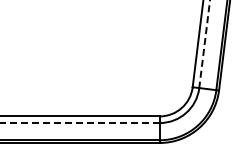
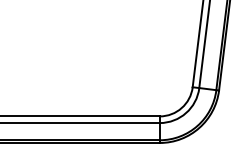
line: dashed -> solid (204, 44)
line: dashed -> solid (80, 123)
